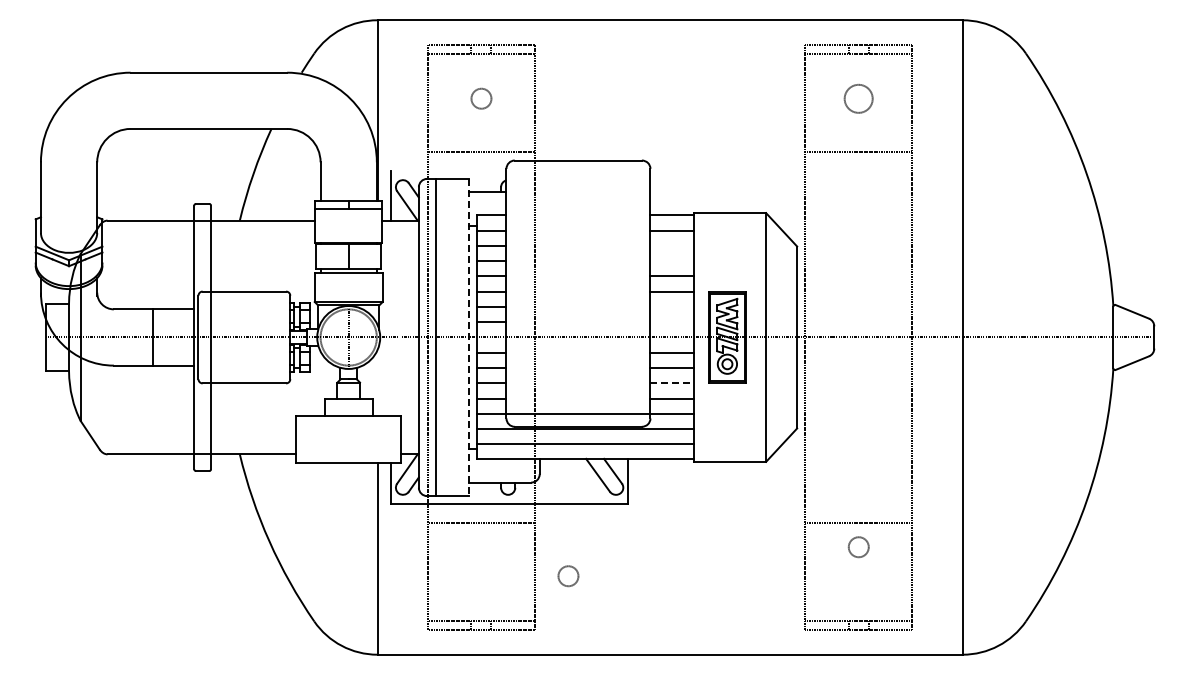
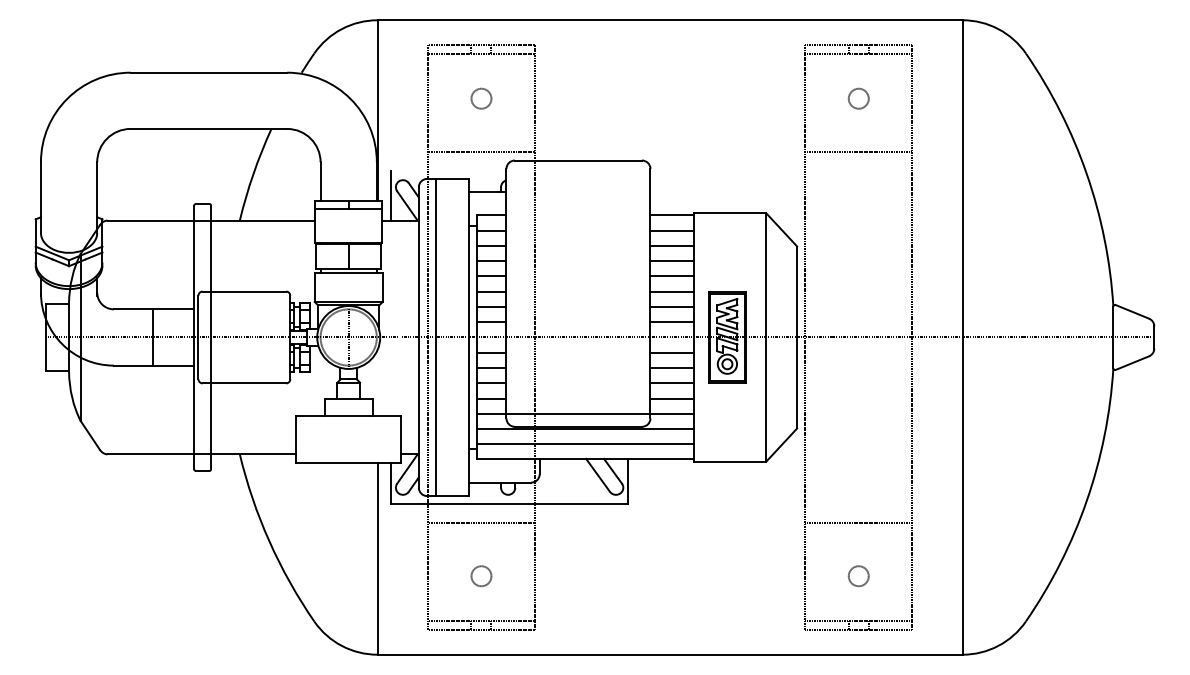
circle size: 31x30 px -> 22x23 px (858, 98)
line: none -> present (672, 245)
line: none -> present (672, 261)
line: none -> present (672, 306)
line: none -> present (672, 322)
line: dashed -> solid (468, 337)
line: dashed -> solid (672, 383)
circle position: (858, 547) -> (858, 576) (858, 576)
circle position: (568, 576) -> (481, 576) (481, 576)
